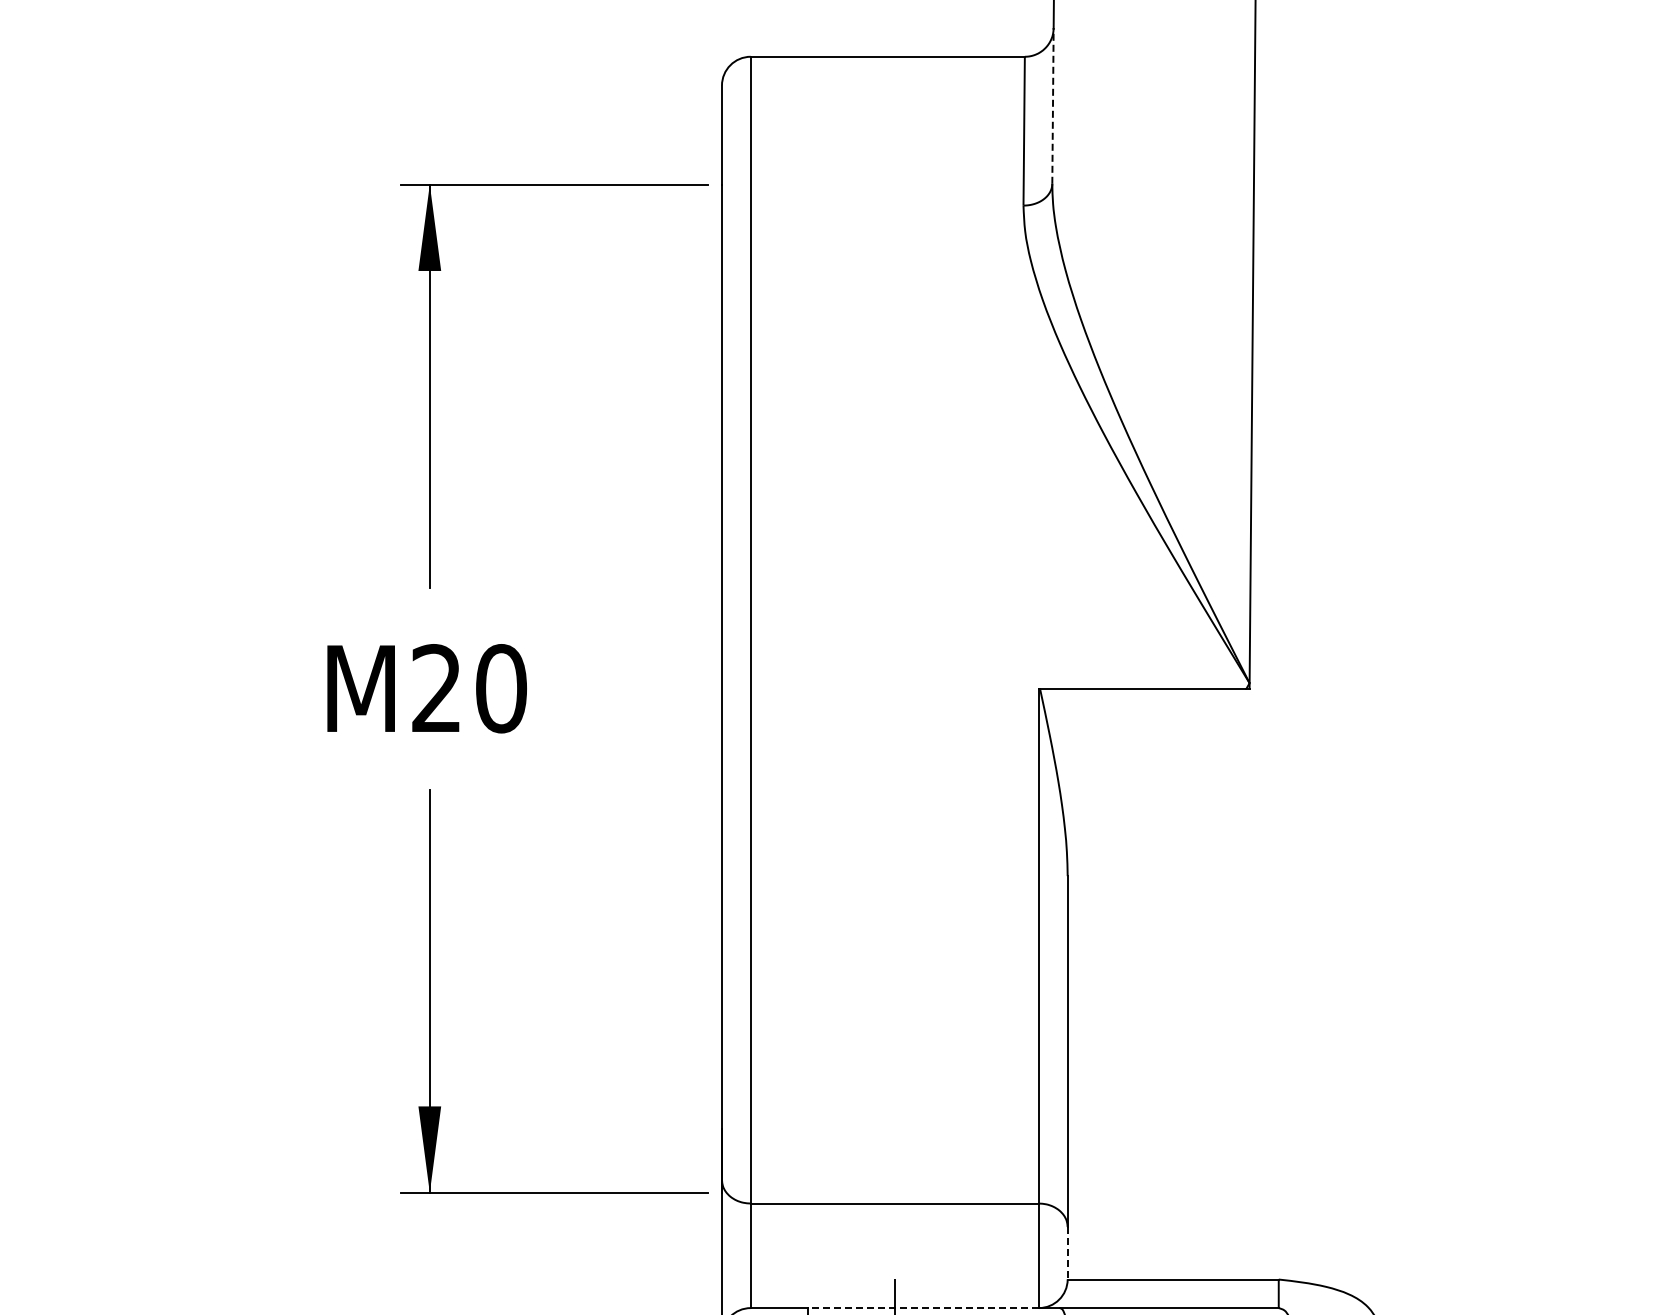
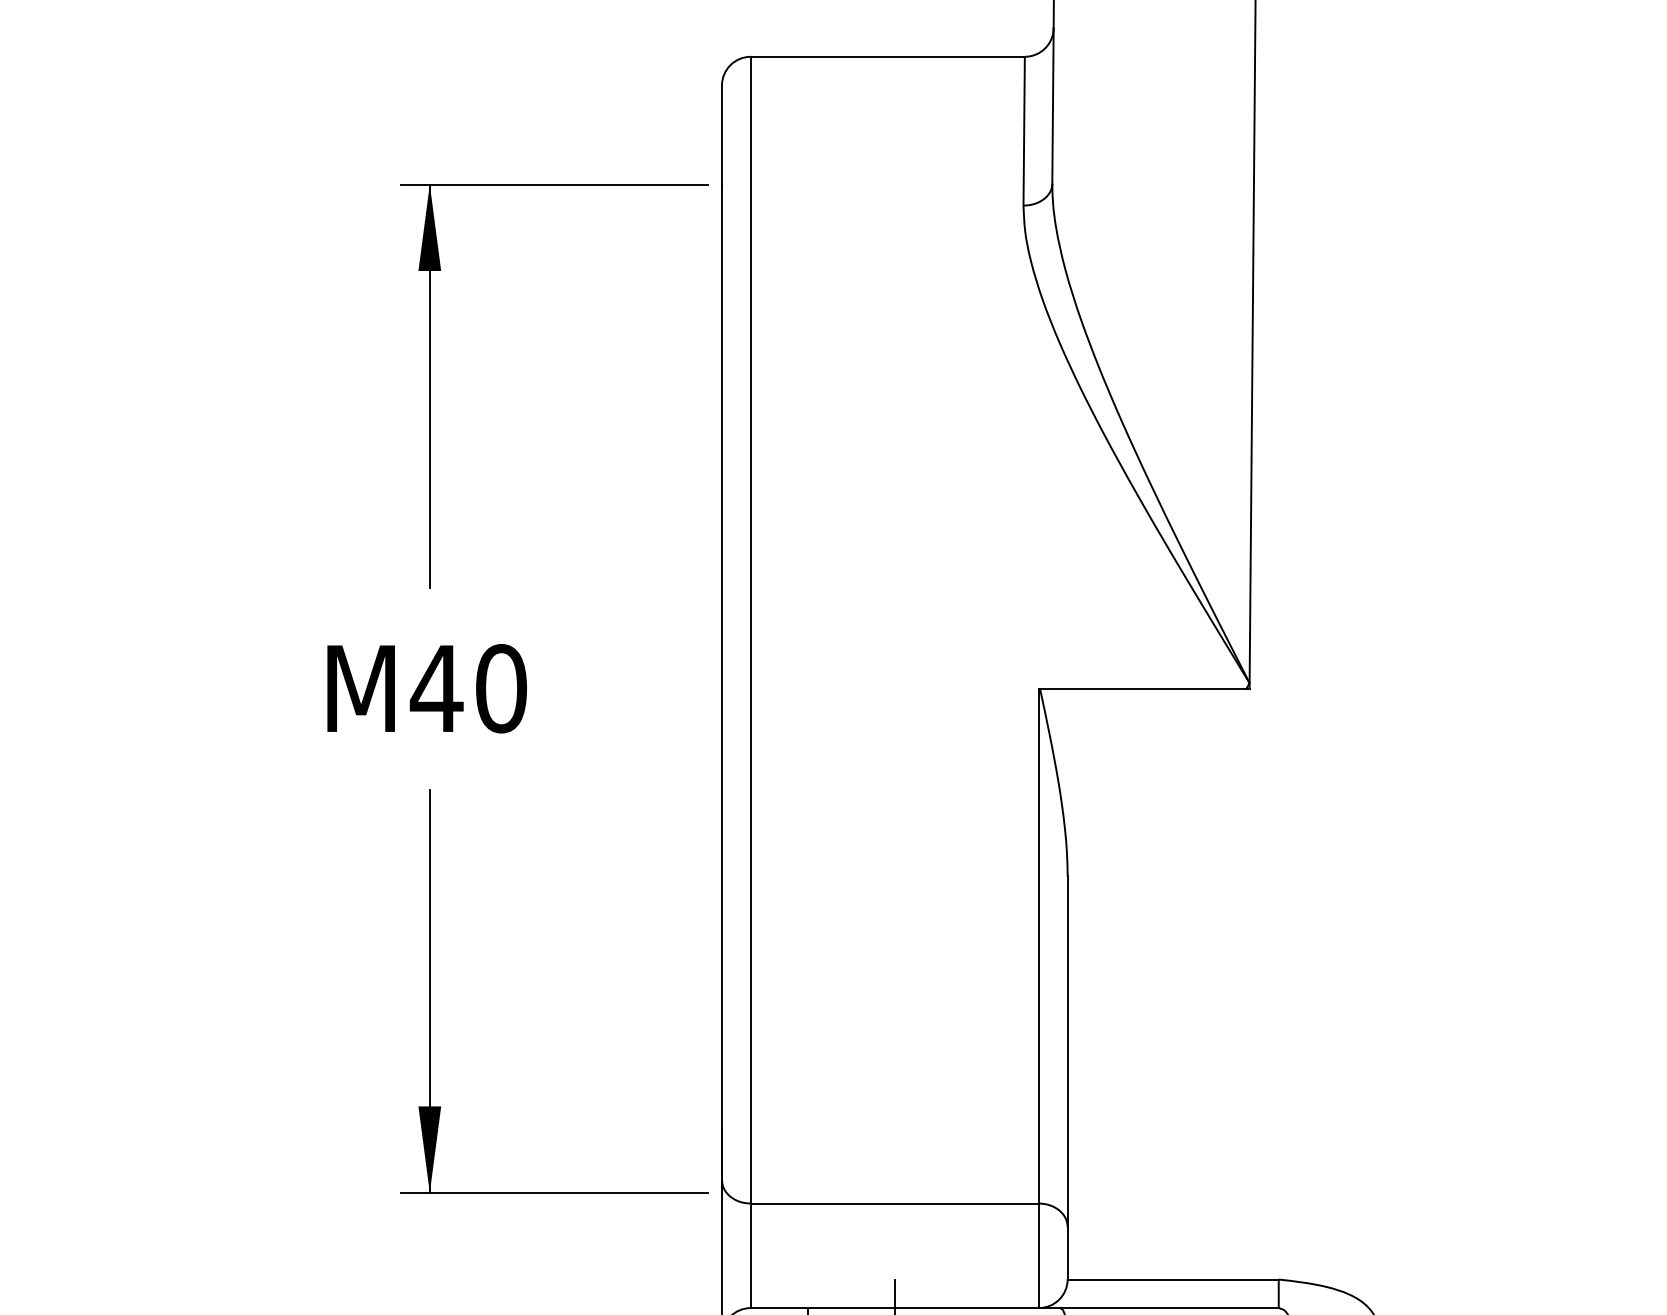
line: dashed -> solid (1052, 106)
text: M20 -> M40 (436, 687)
line: dashed -> solid (1067, 1253)
line: dashed -> solid (923, 1308)
